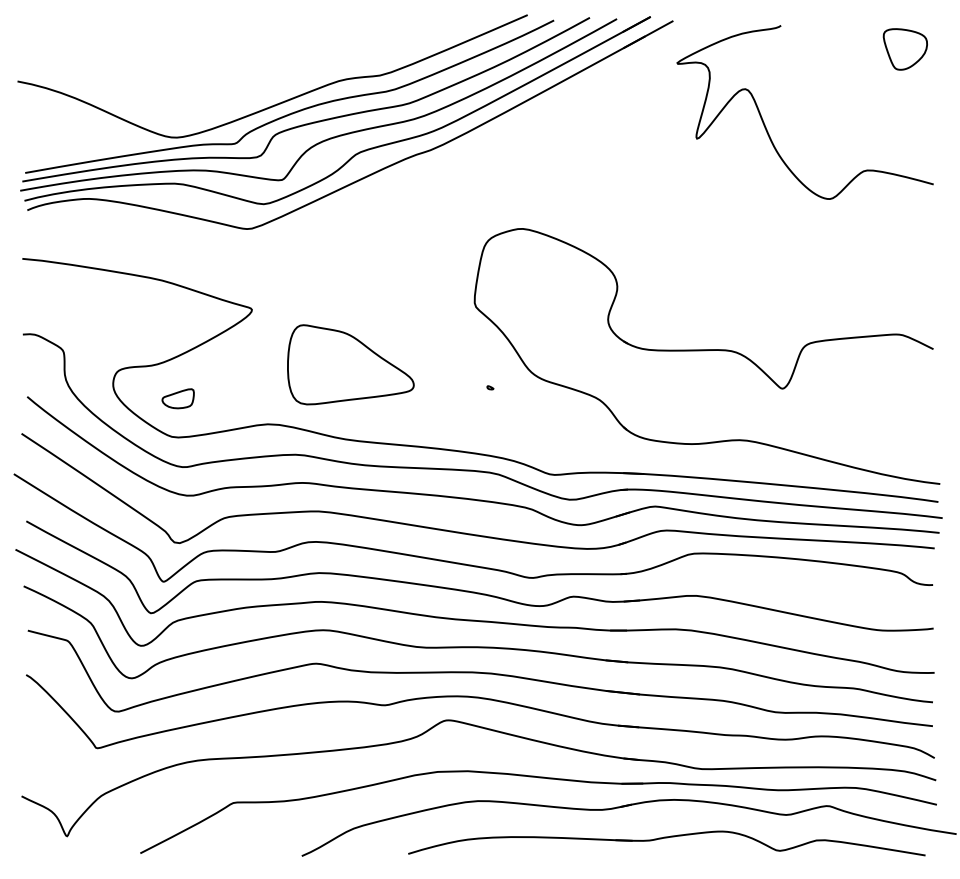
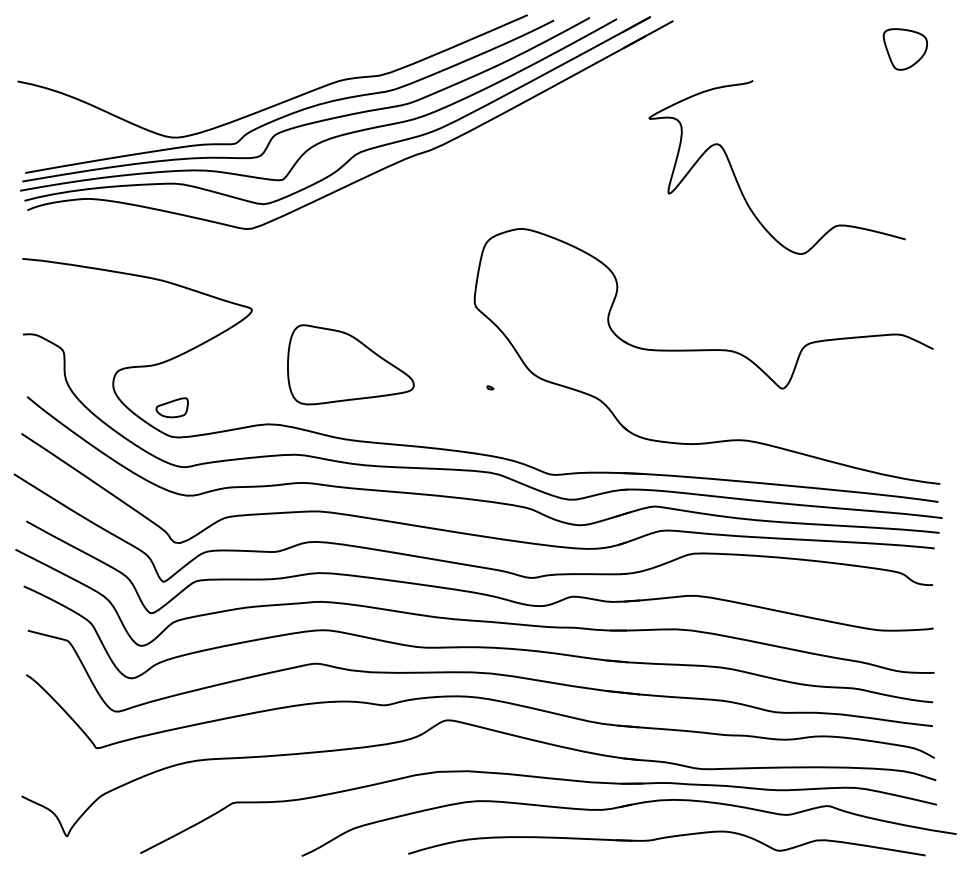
curve position: (768, 131) -> (740, 186) (740, 186)
part position: (177, 398) -> (171, 407) (171, 407)
